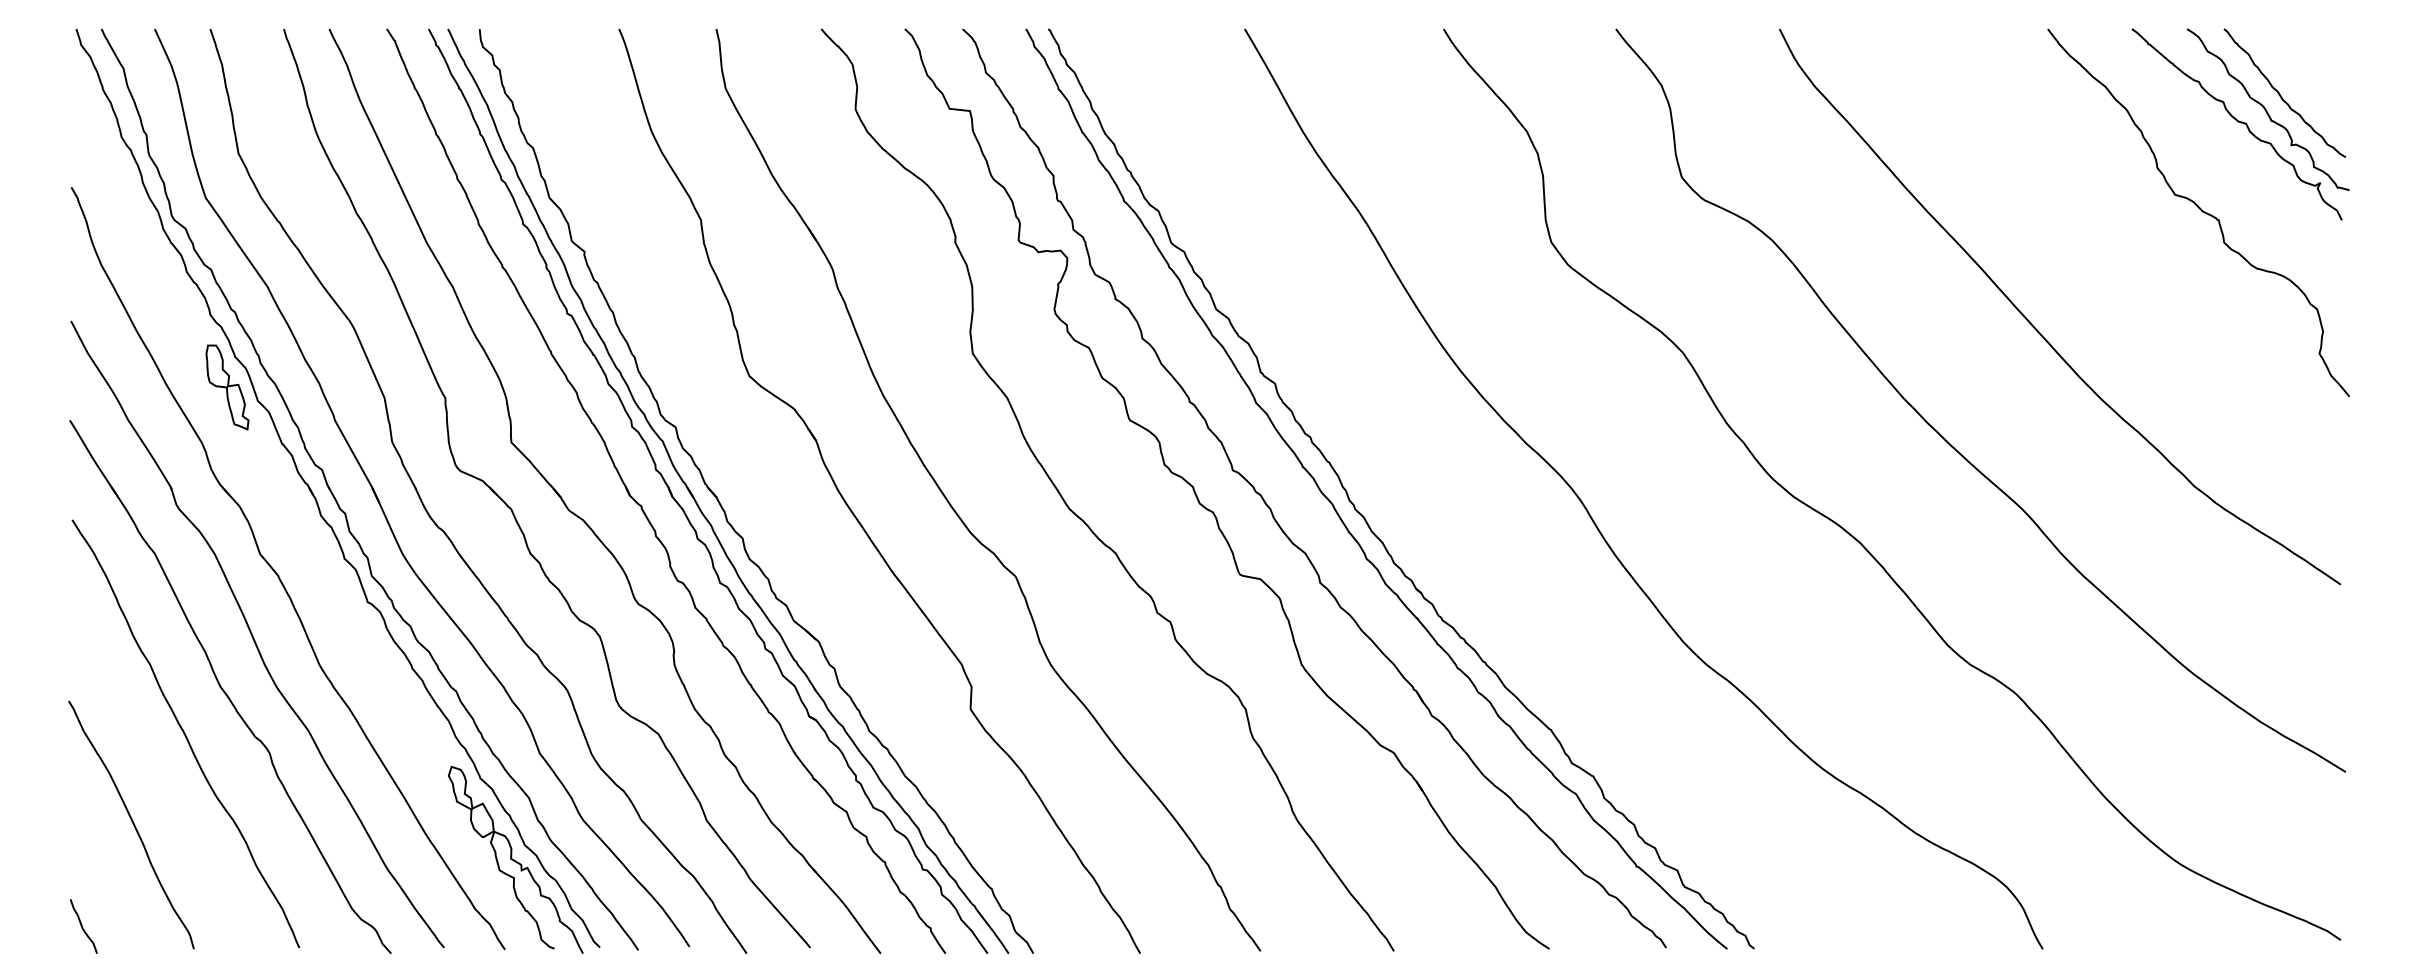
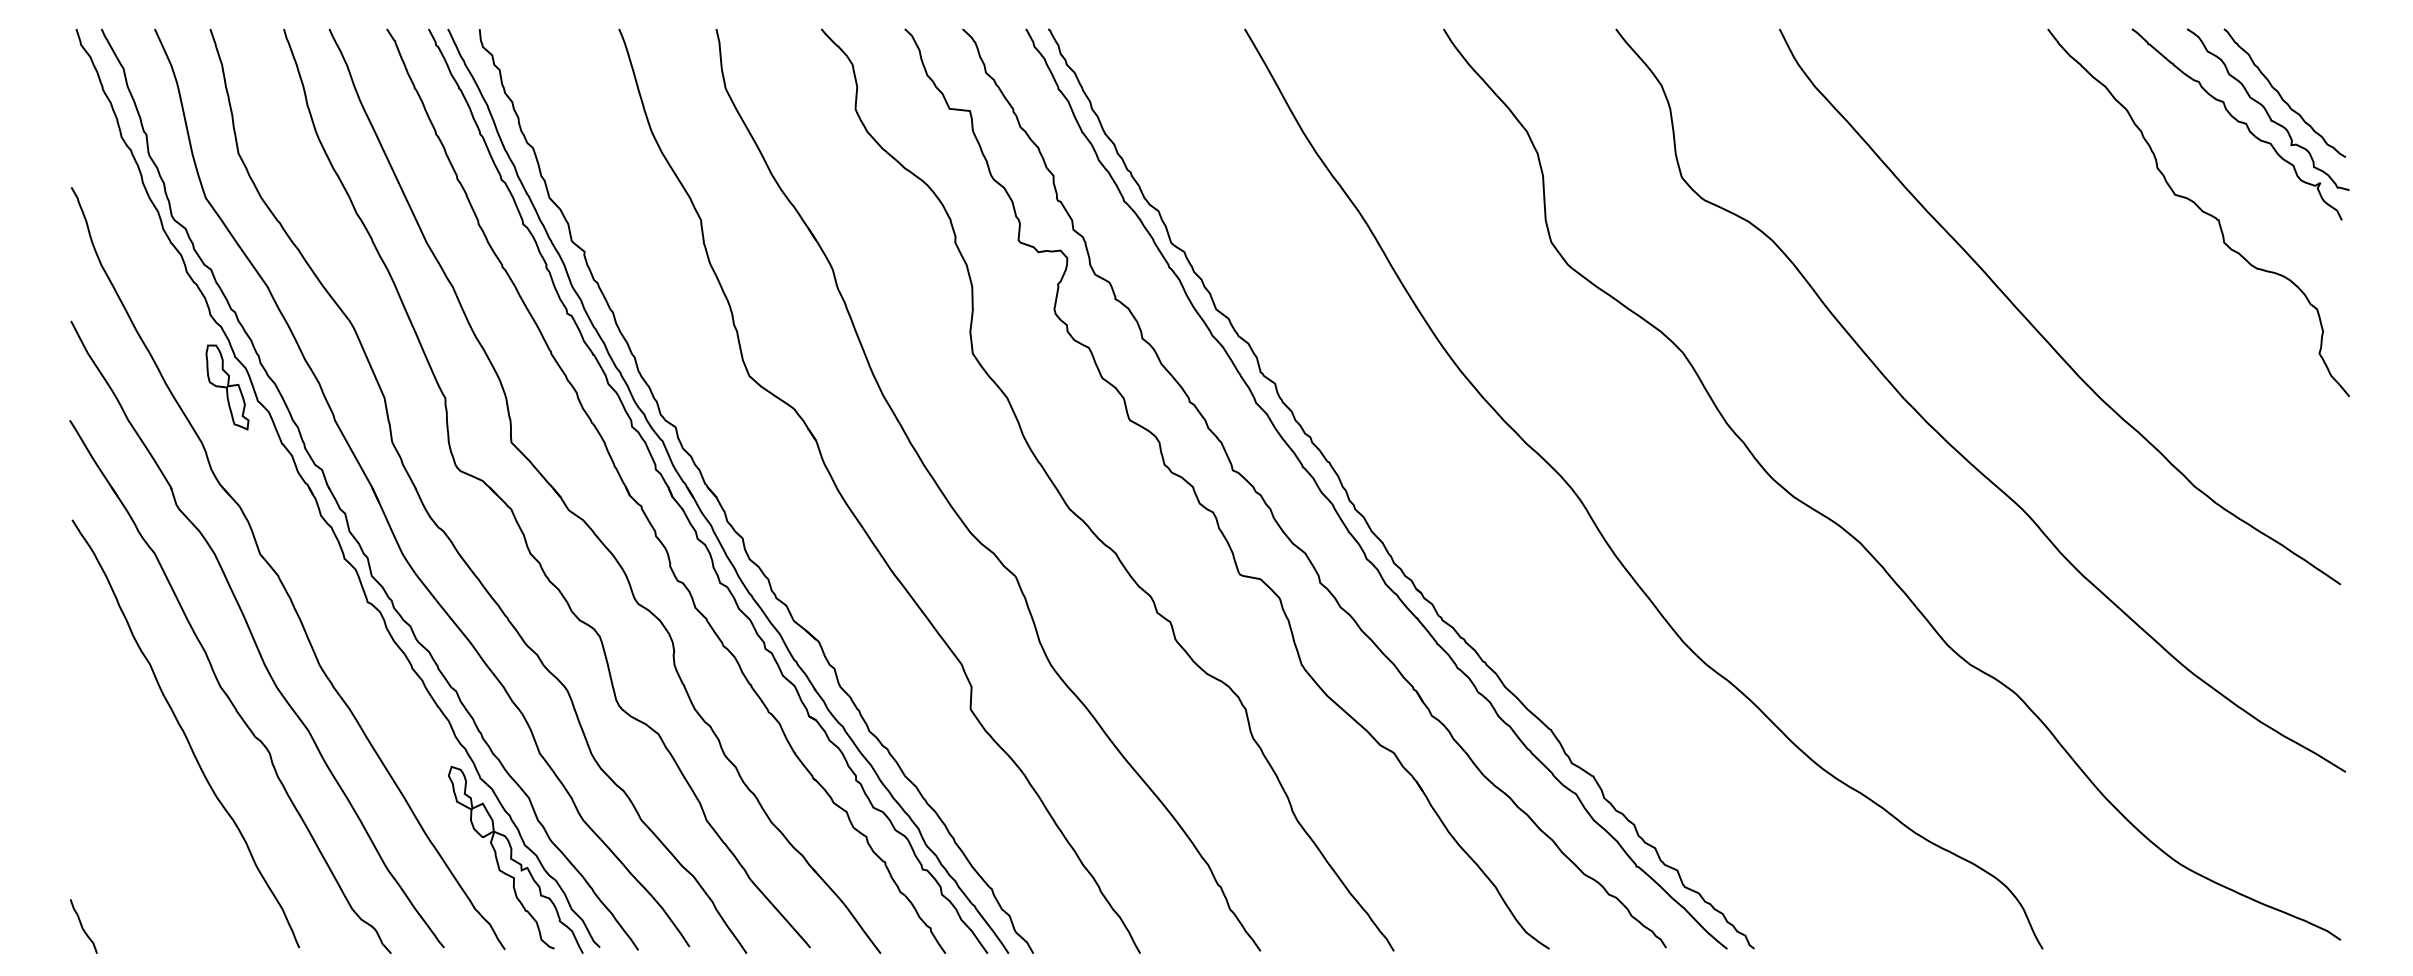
curve: present -> none (132, 824)
